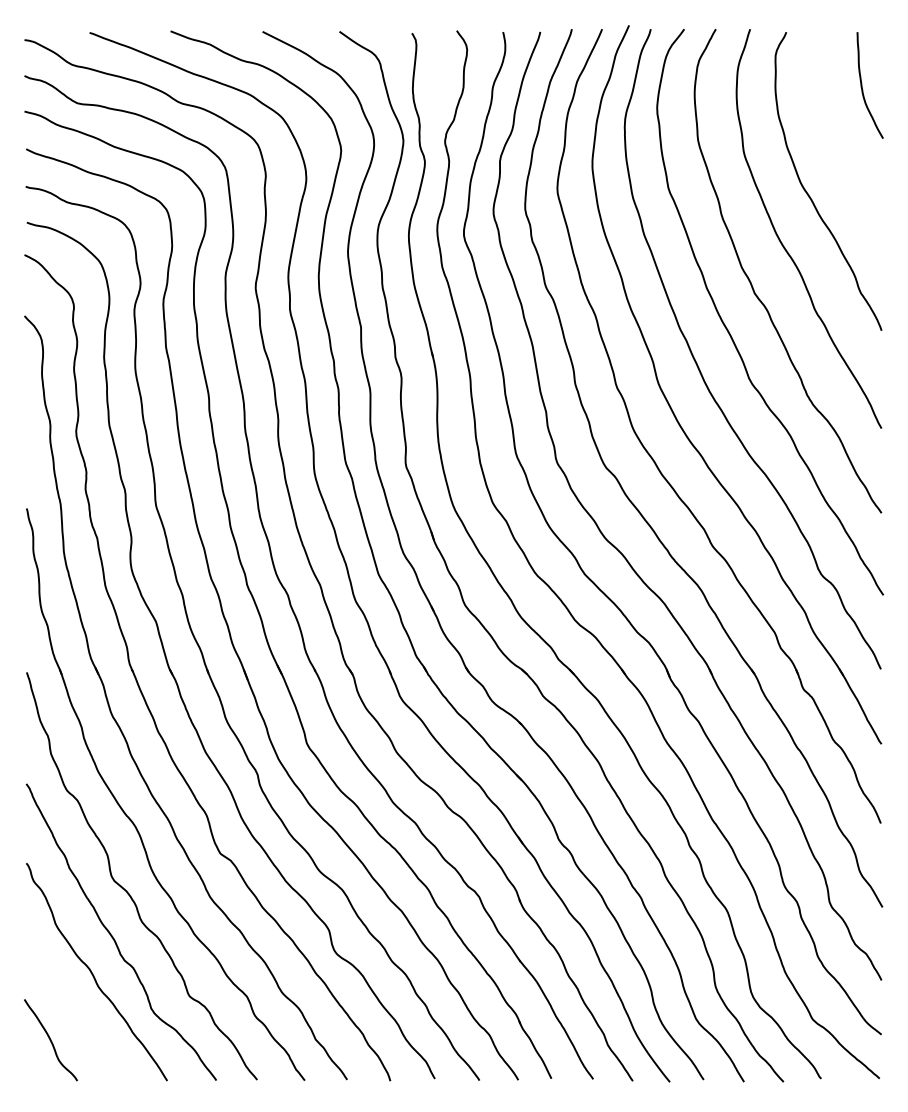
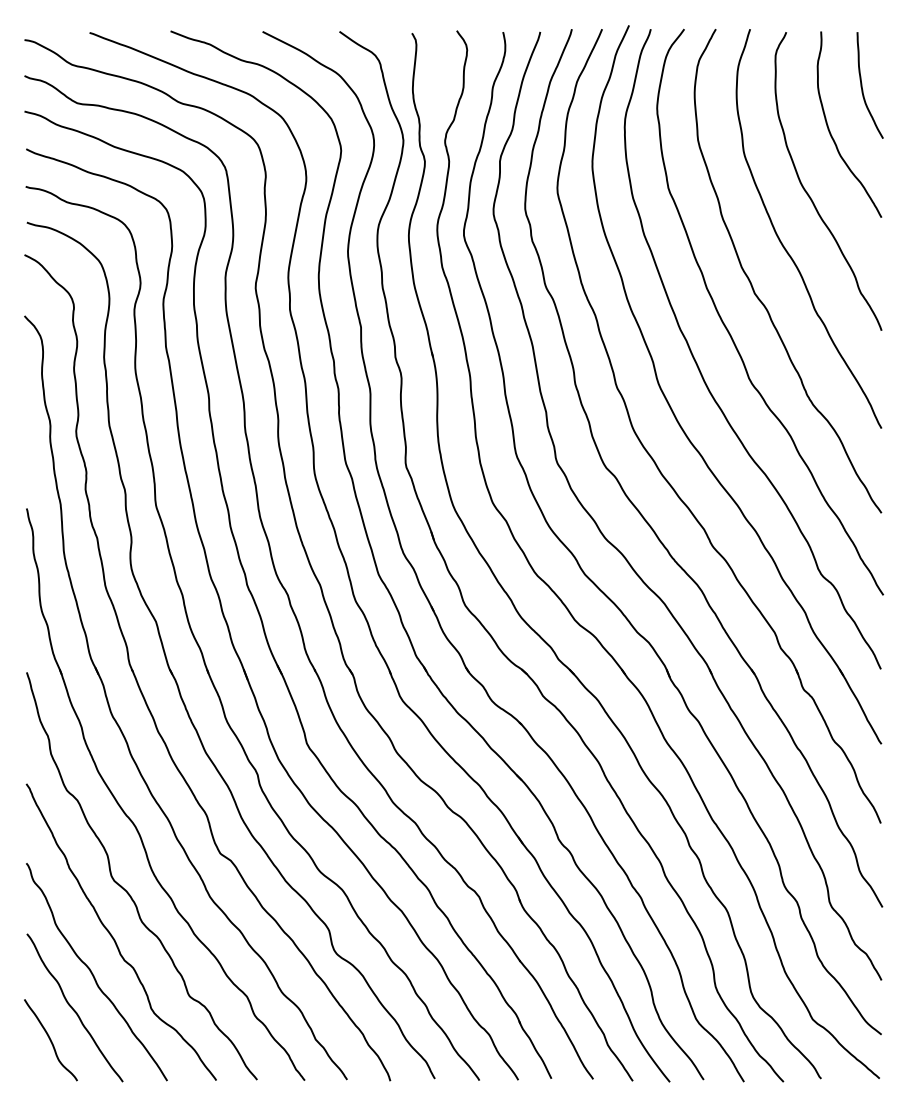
curve: none -> present (831, 133)
curve: none -> present (73, 1008)
